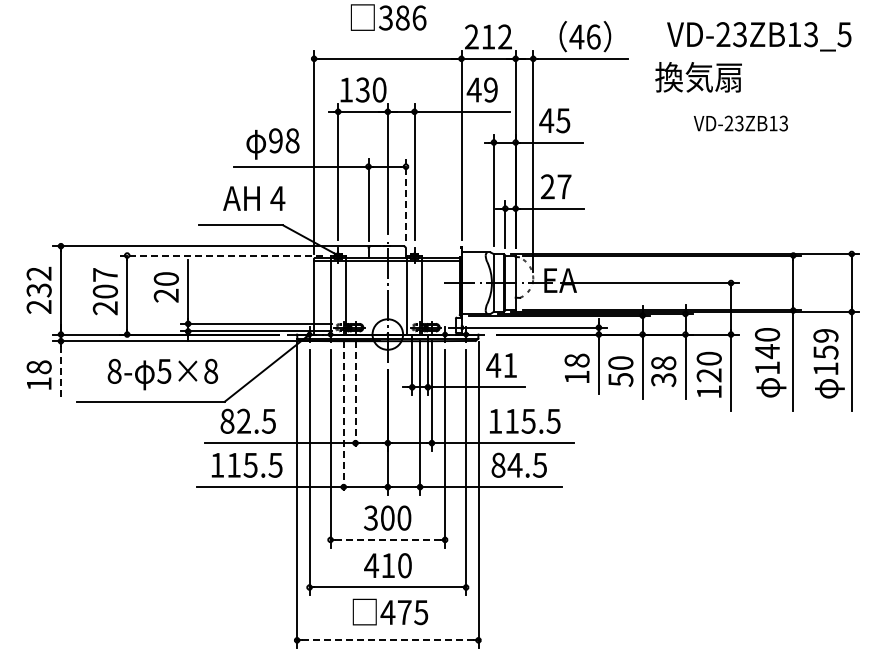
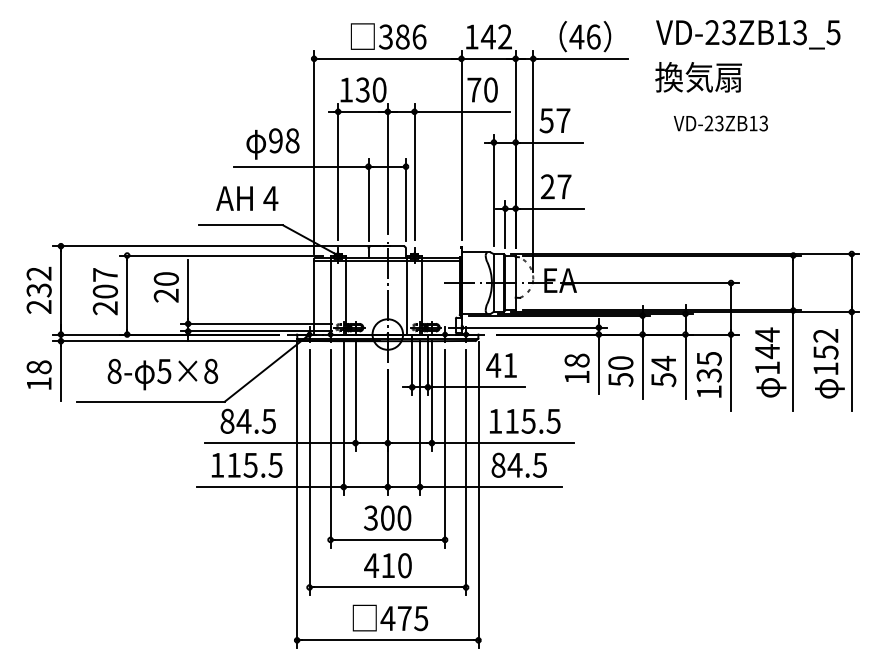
text position: (388, 17) -> (388, 36) (388, 36)
text: 212 -> 142 (480, 36)
text position: (759, 36) -> (748, 34) (748, 34)
text: 49 -> 70 (481, 89)
text: 45 -> 57 (554, 120)
text position: (740, 123) -> (720, 123) (720, 123)
text position: (254, 198) -> (247, 198) (247, 198)
line: dashed -> solid (406, 199)
line: dashed -> solid (221, 255)
text: 140 -> 144 (767, 334)
text: 159 -> 152 (825, 335)
text: 120 -> 135 (708, 366)
text: 38 -> 54 (663, 370)
line: dashed -> solid (60, 373)
line: dashed -> solid (355, 396)
line: dashed -> solid (343, 418)
text: 82.5 -> 84.5 (243, 420)
line: dashed -> solid (387, 539)
text position: (390, 611) -> (390, 617) (390, 617)
line: dashed -> solid (387, 640)
